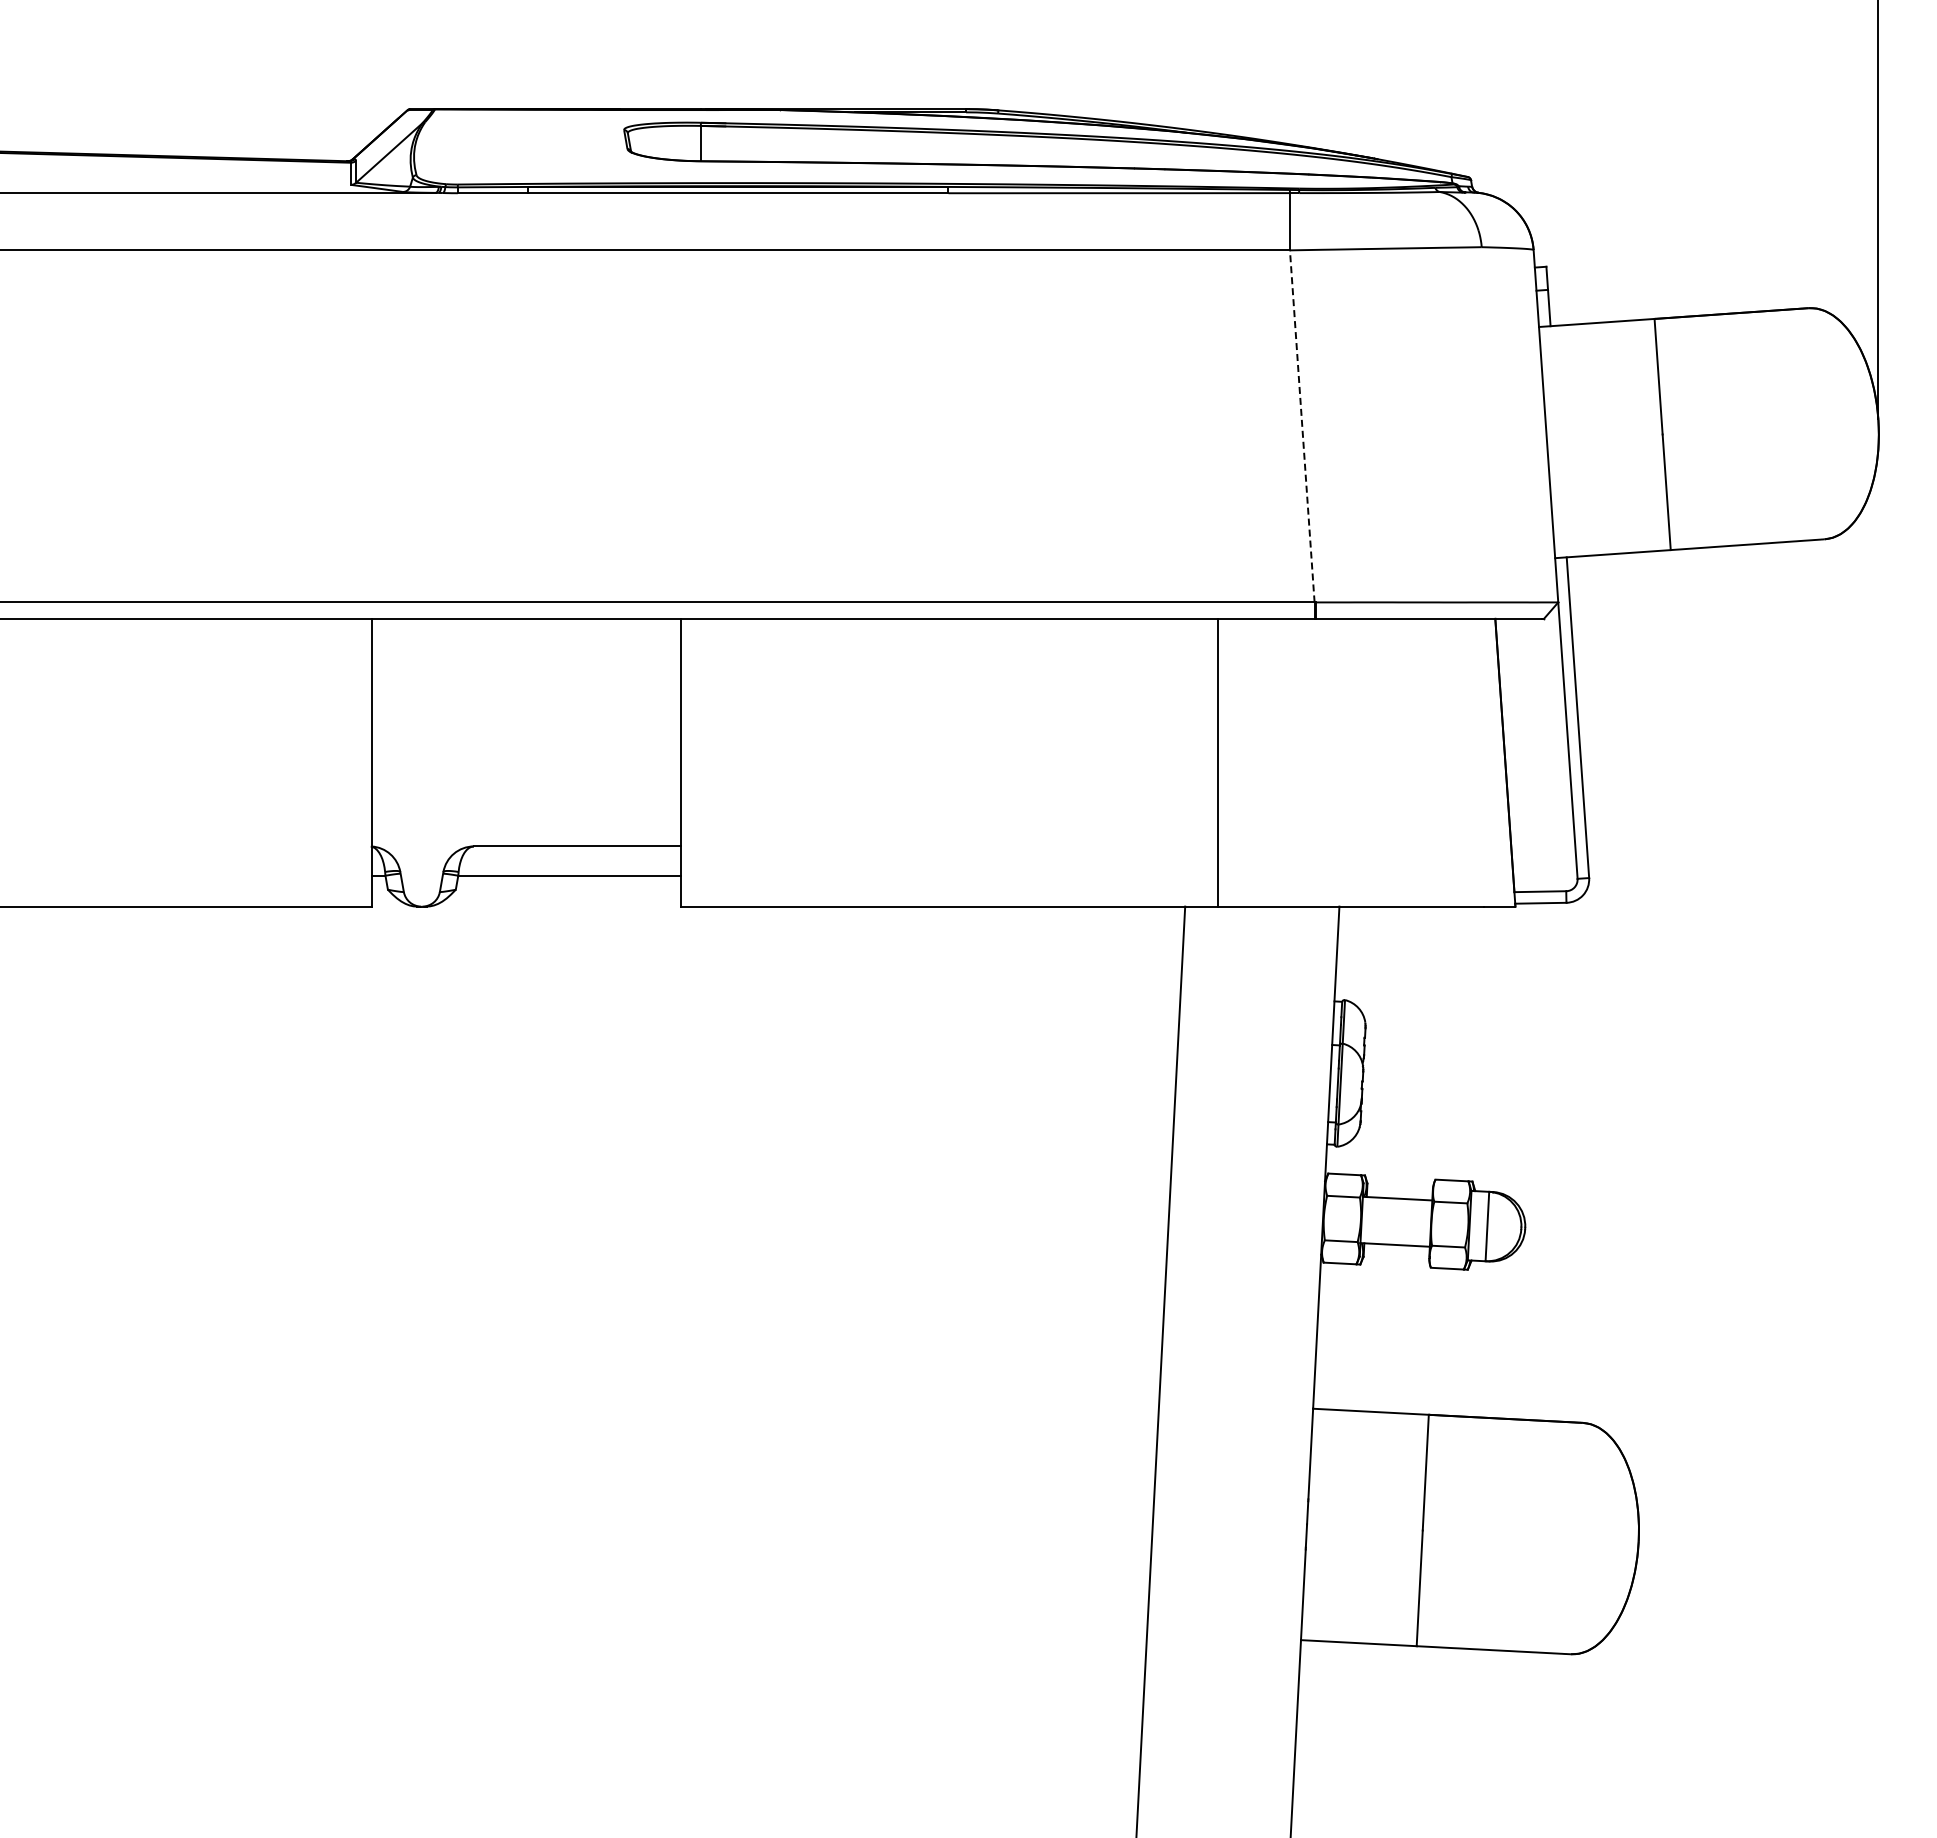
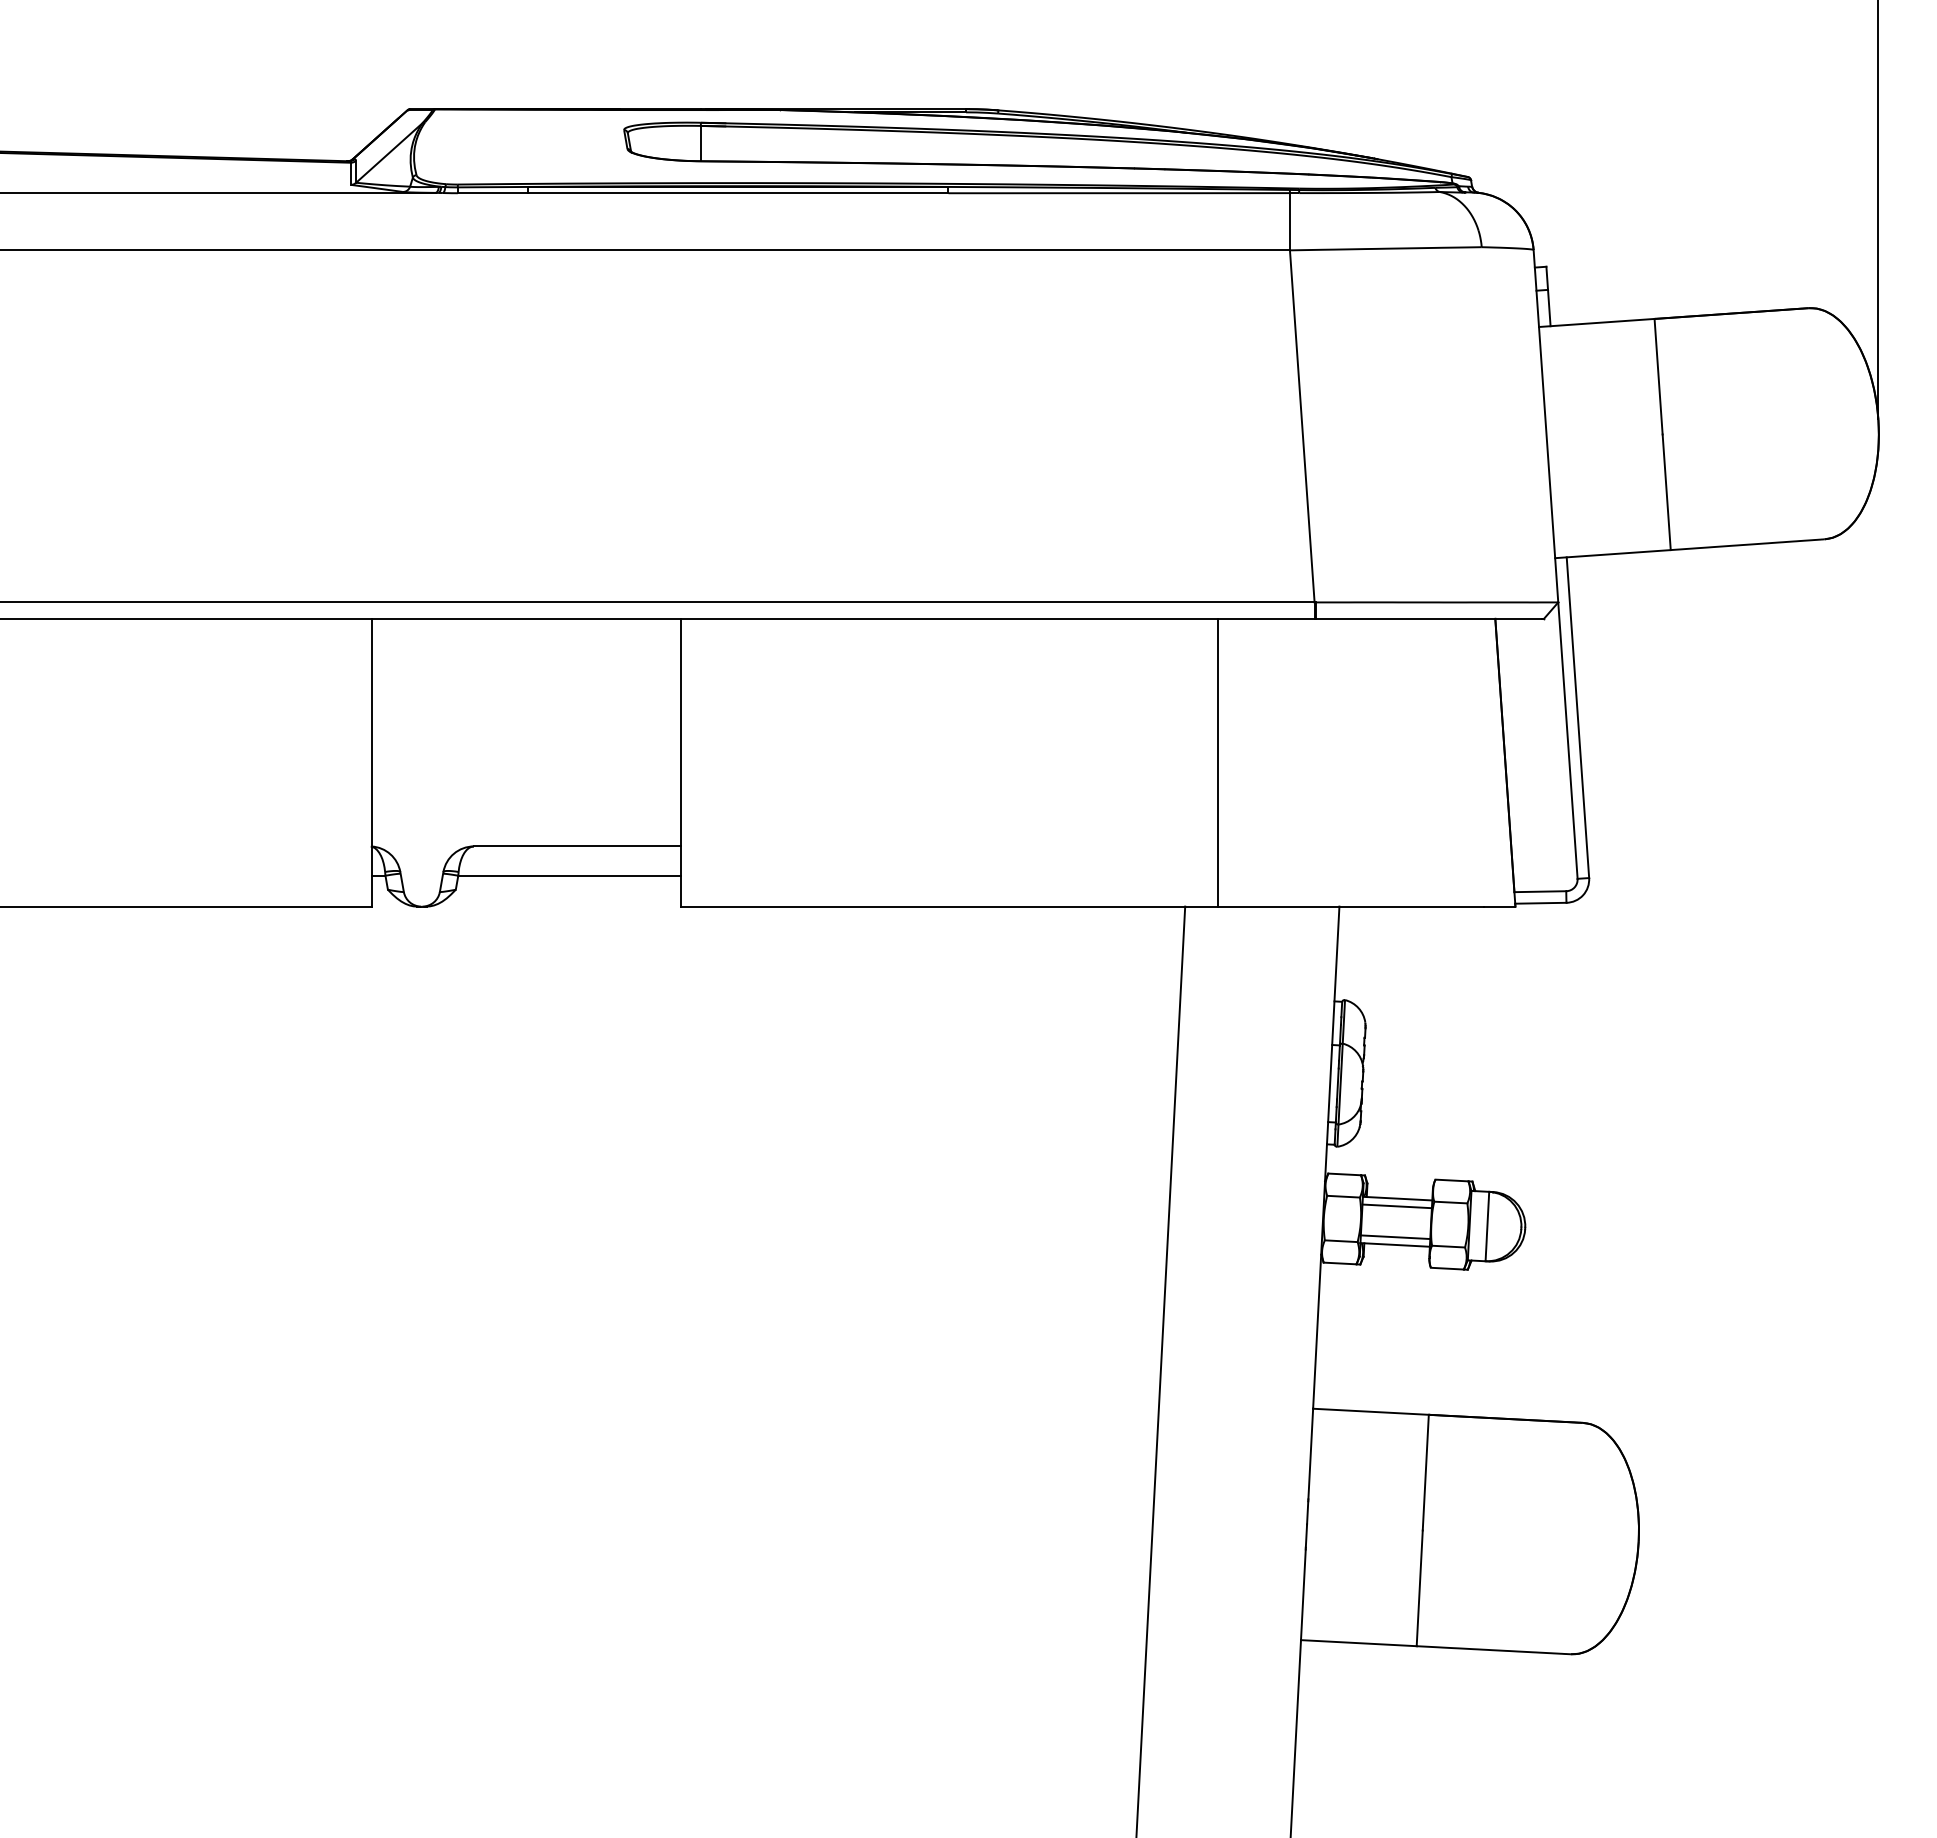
line: dashed -> solid (1302, 425)
line: none -> present (1396, 1206)
line: none -> present (1395, 1237)
